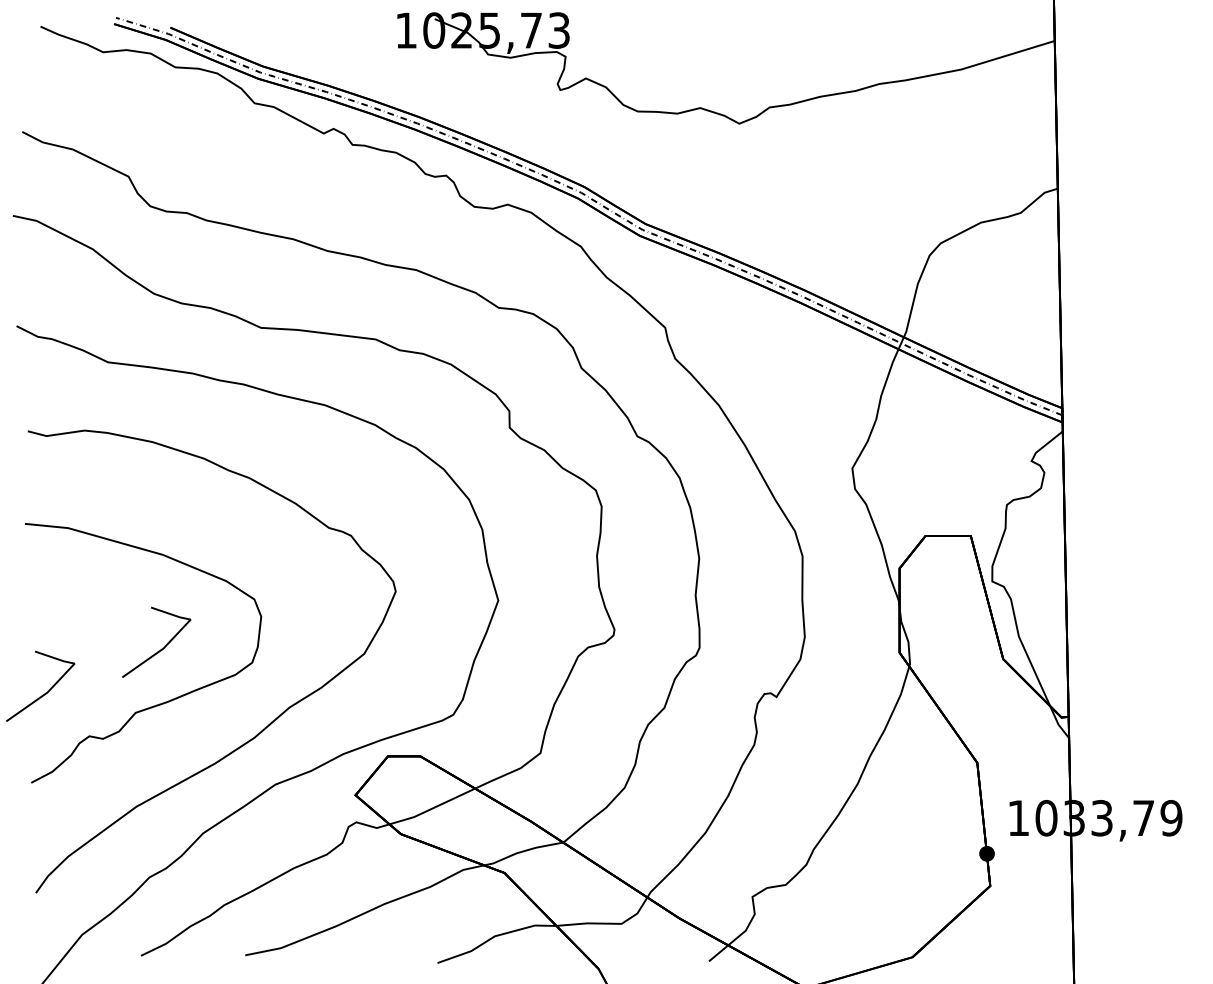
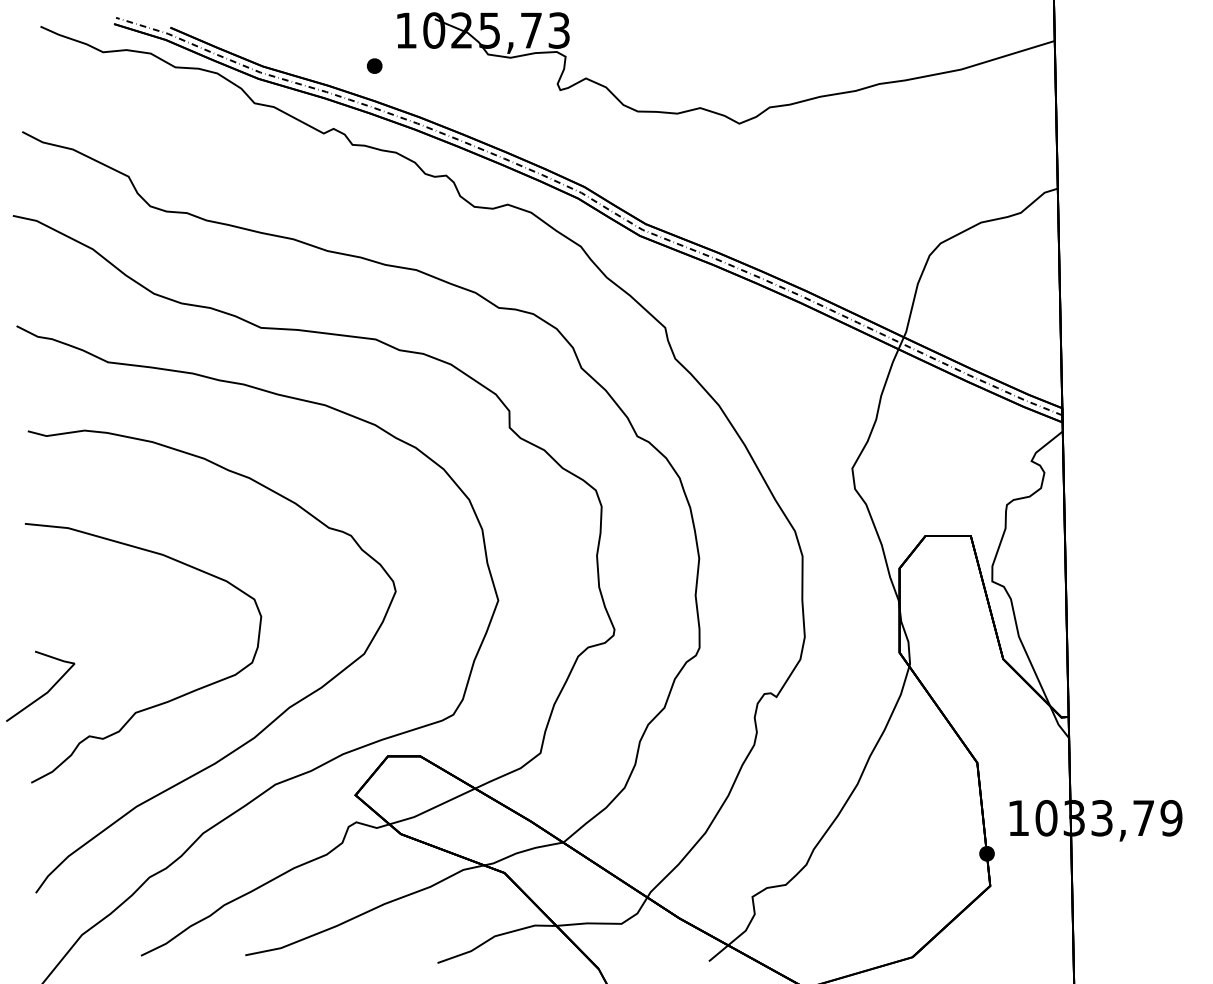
part: none -> present (374, 65)
line: present -> none (161, 648)
